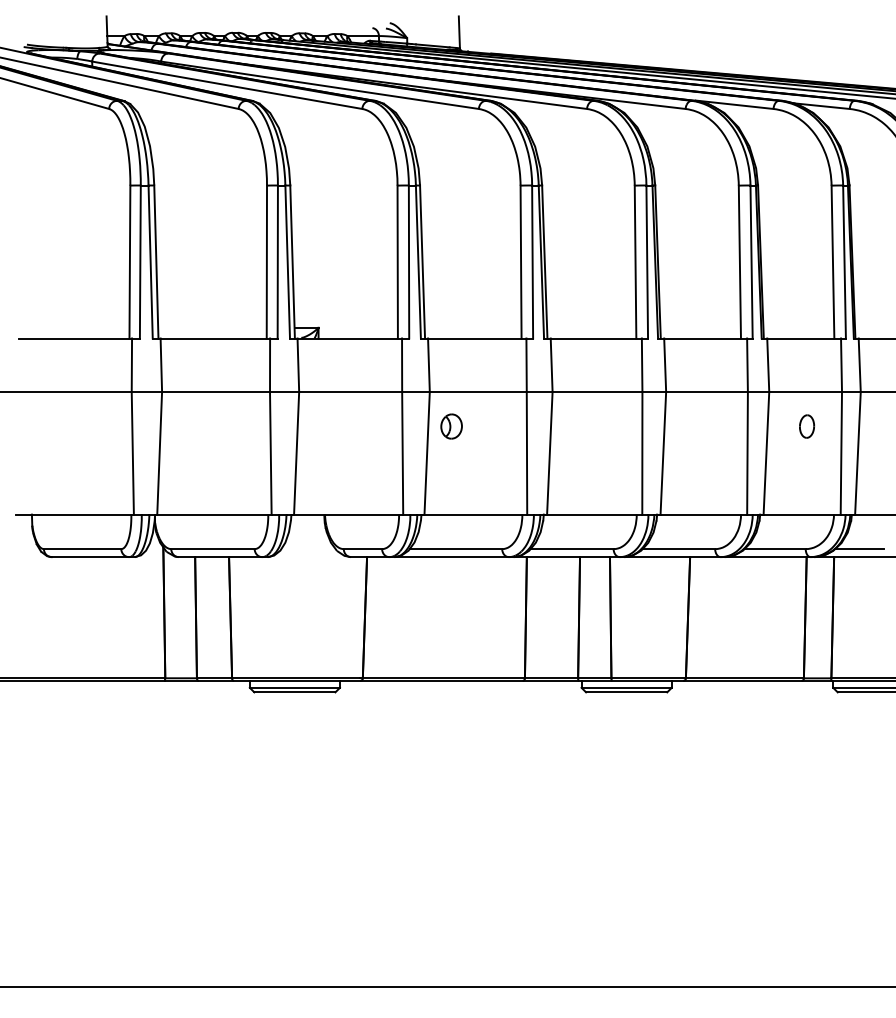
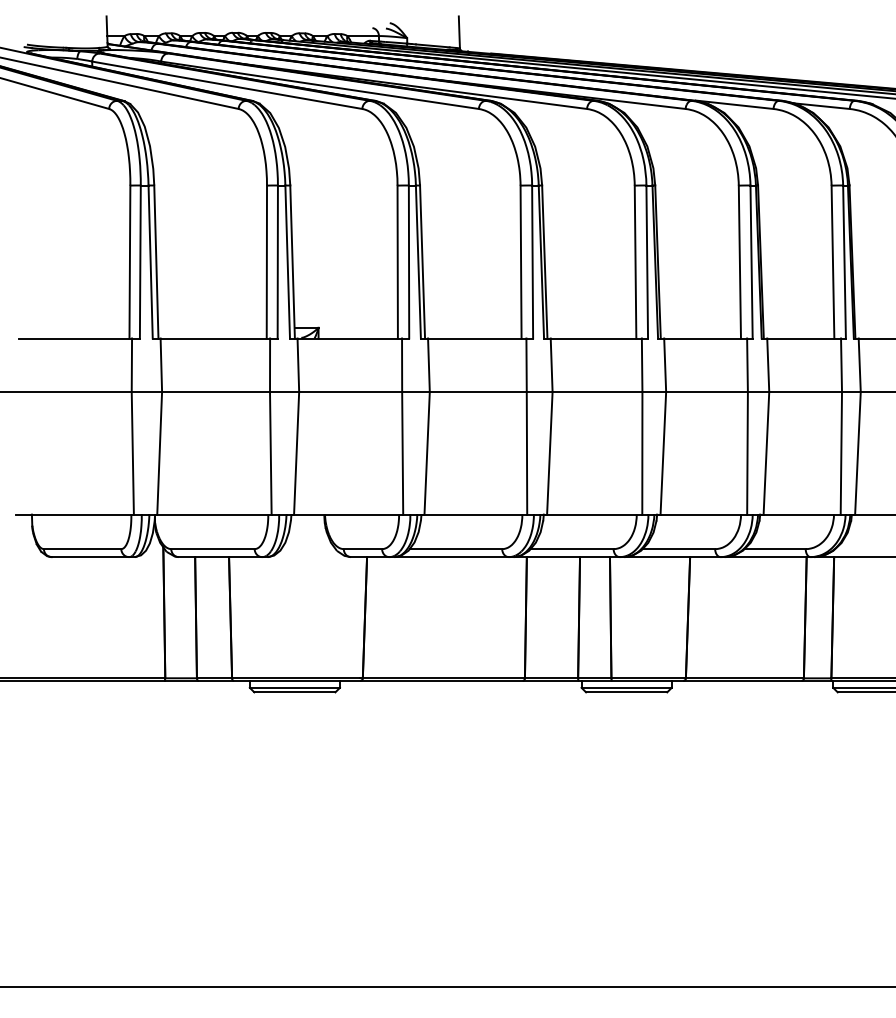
part: present -> none (451, 426)
part: present -> none (806, 426)
line: present -> none (859, 549)
